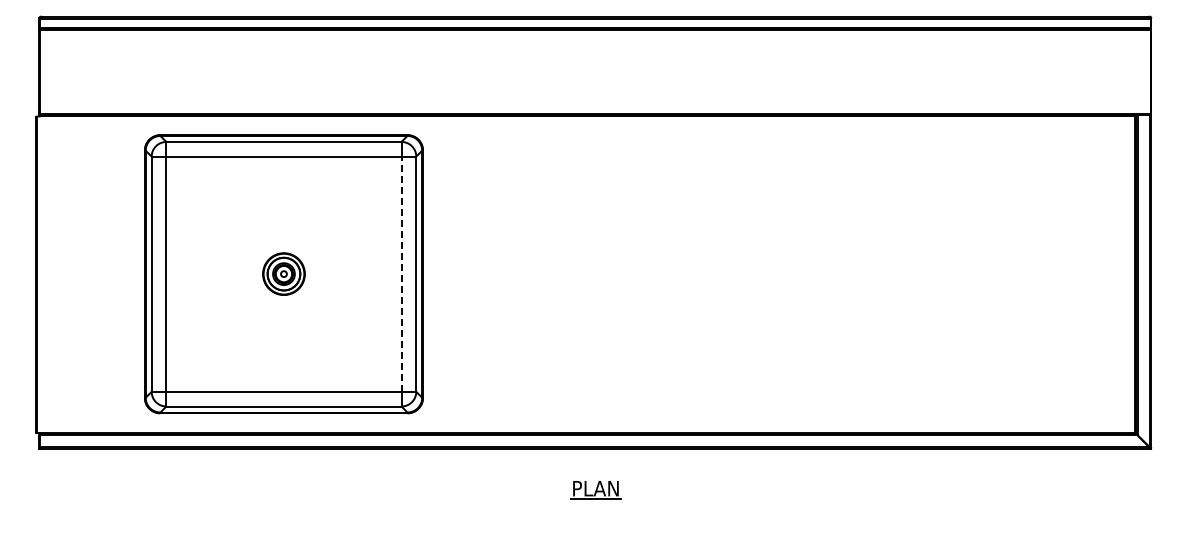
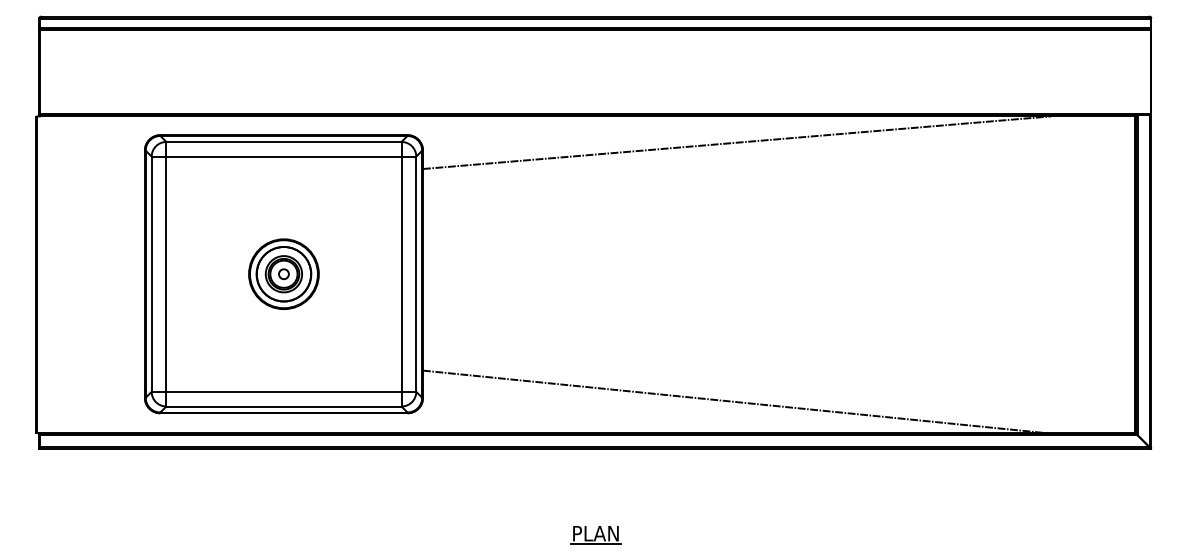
line: none -> present (736, 142)
part size: 44x44 px -> 72x72 px (283, 273)
line: dashed -> solid (401, 274)
line: none -> present (736, 401)
part position: (595, 490) -> (595, 535) (595, 535)
